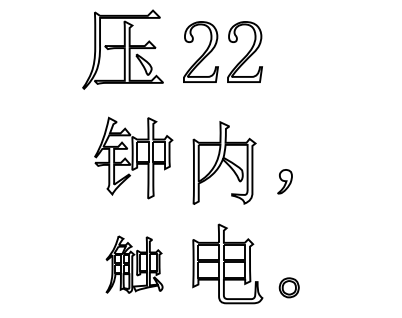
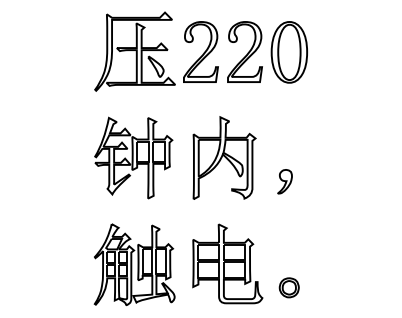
part position: (122, 49) -> (134, 51) (134, 51)
part: none -> present (288, 52)
part position: (224, 162) -> (224, 157) (224, 157)
part size: 59x59 px -> 83x83 px (134, 264)
